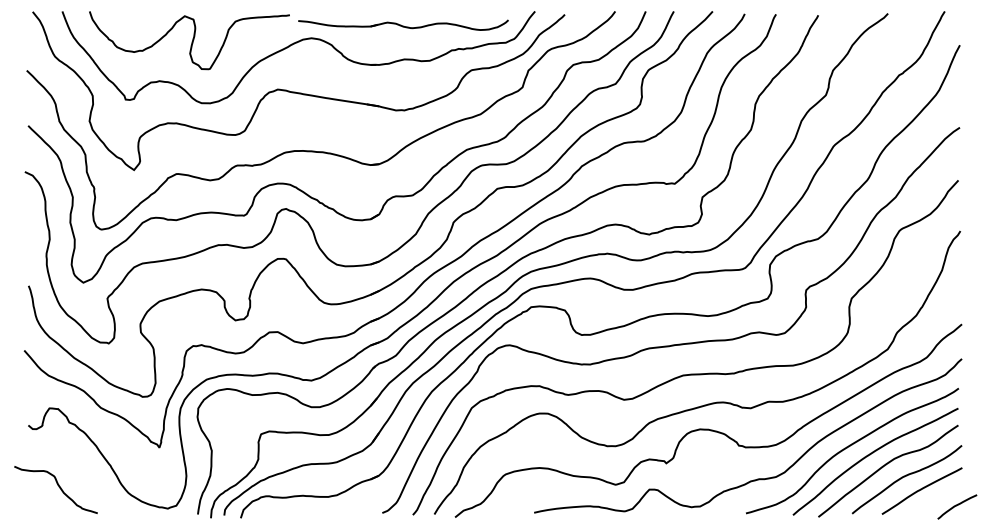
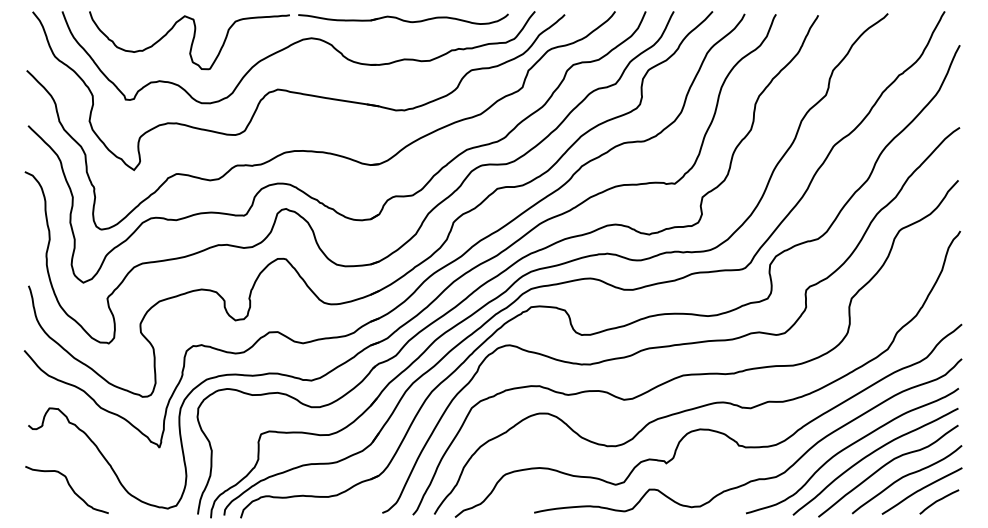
part position: (403, 24) -> (403, 18) (403, 18)
curve position: (59, 488) -> (70, 488) (70, 488)
curve position: (957, 505) -> (939, 500) (939, 500)
